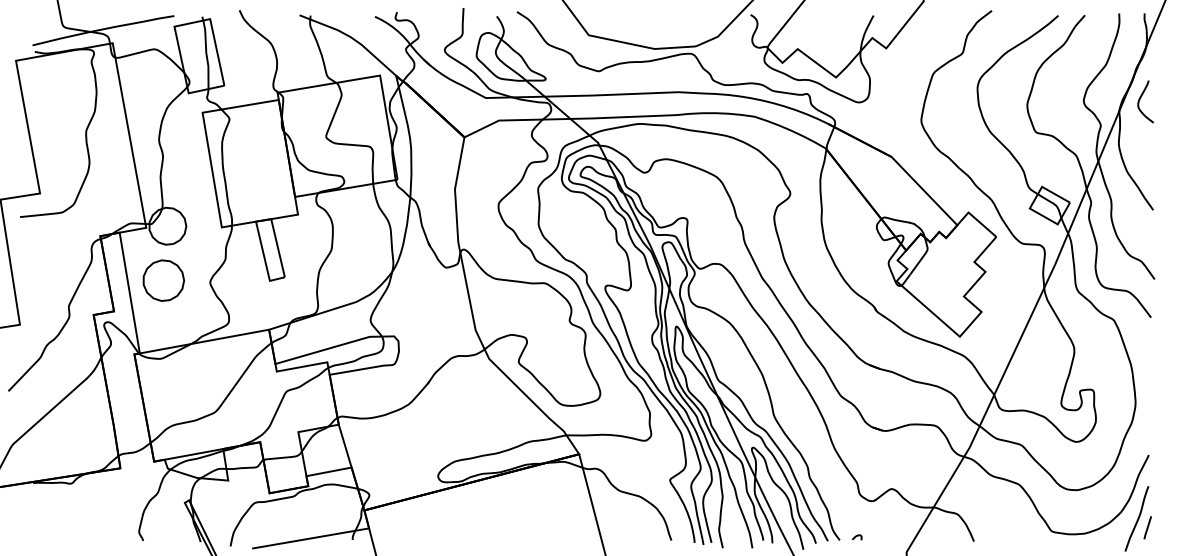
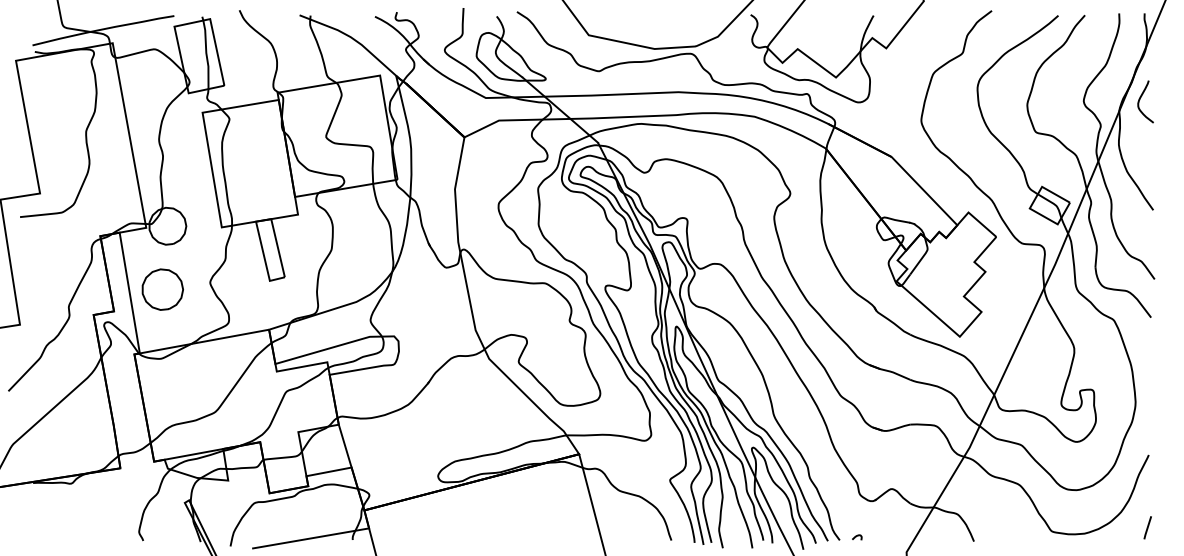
part position: (163, 280) -> (162, 289) (162, 289)
curve: present -> none (1137, 518)
